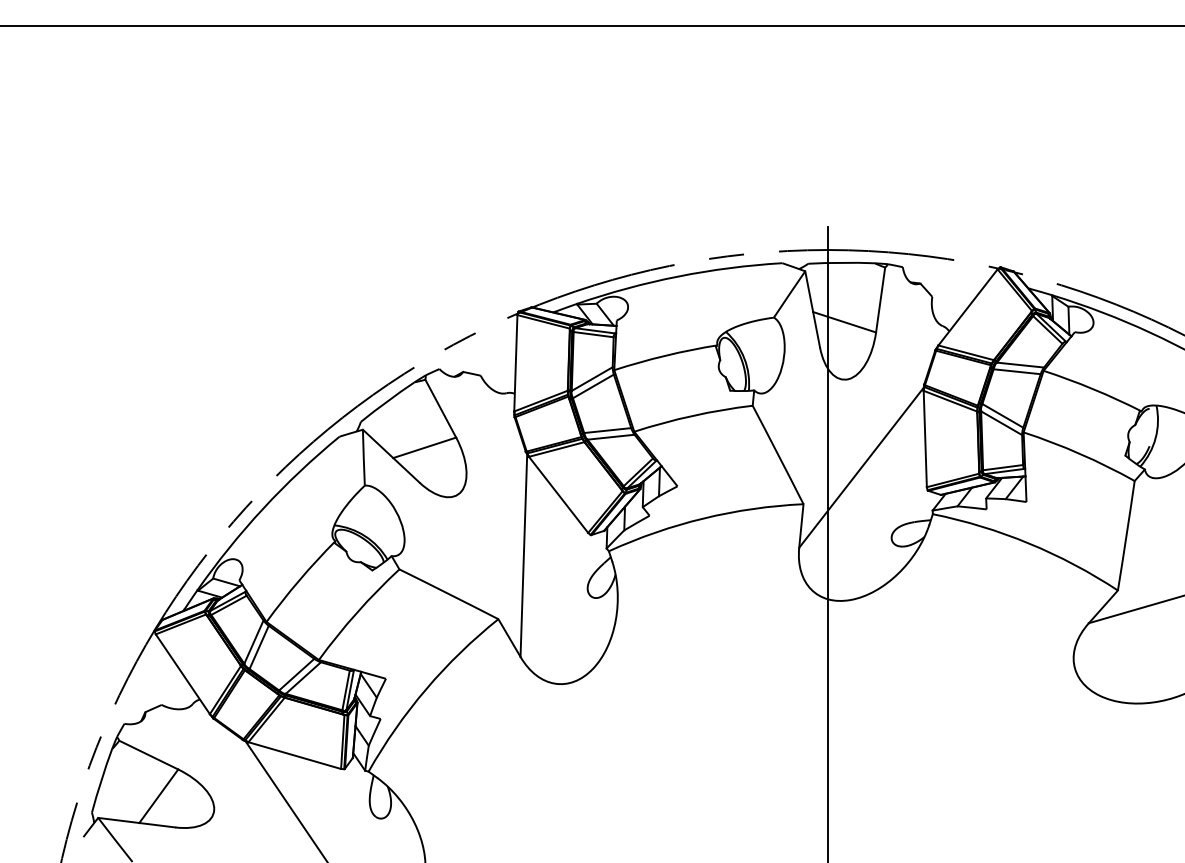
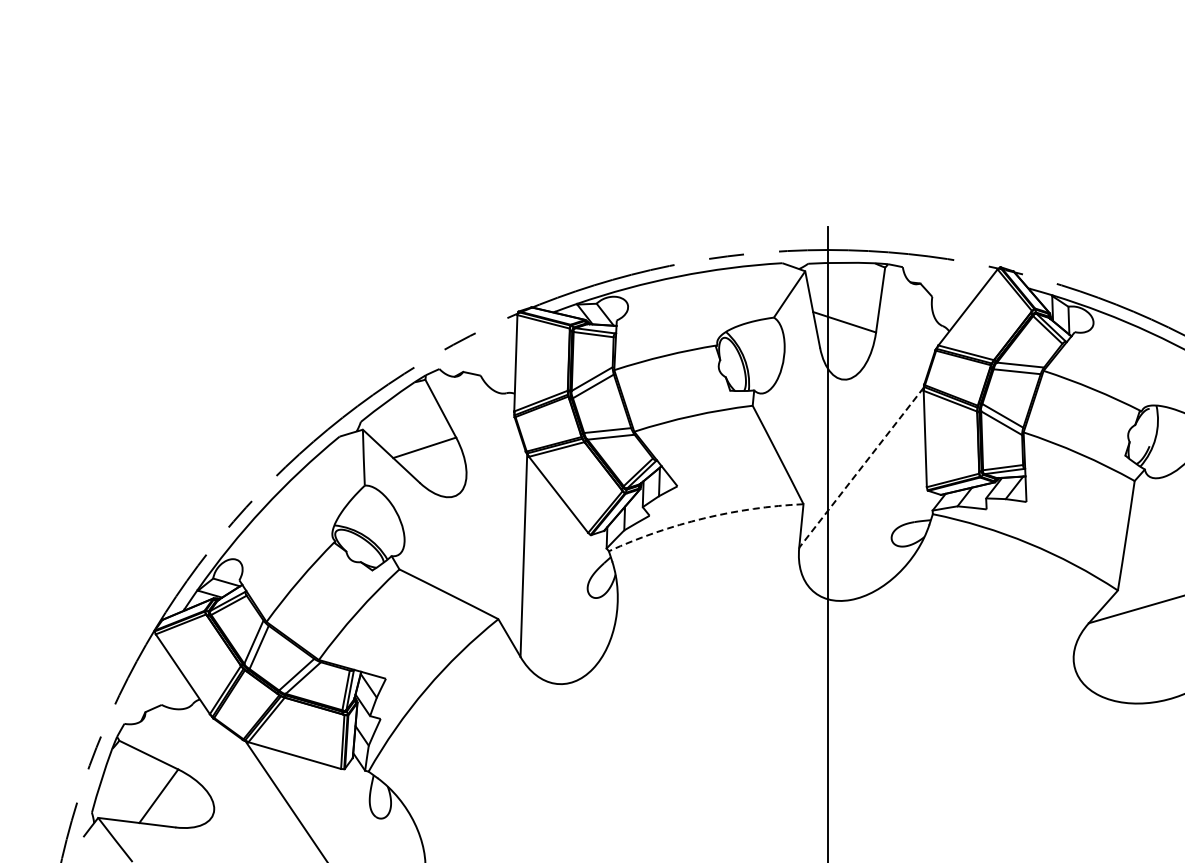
line: present -> none (591, 25)
line: solid -> dashed (861, 468)
arc: solid -> dashed (703, 518)
